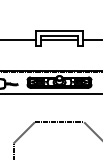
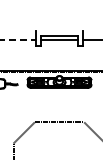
line: present -> none (59, 31)
line: solid -> dashed (18, 39)
line: present -> none (50, 94)
